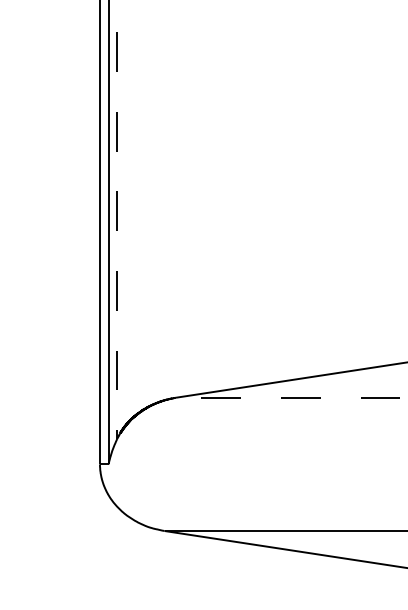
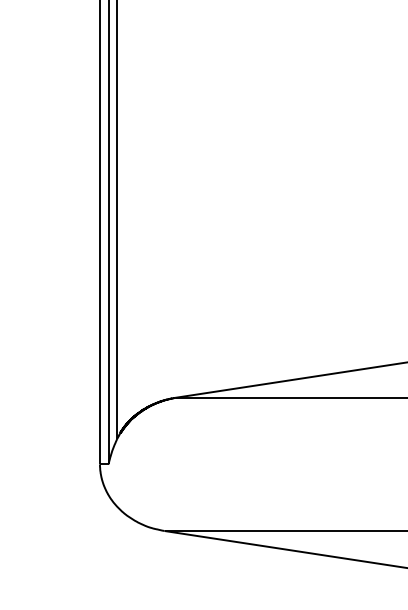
line: dashed -> solid (117, 219)
line: dashed -> solid (291, 397)
